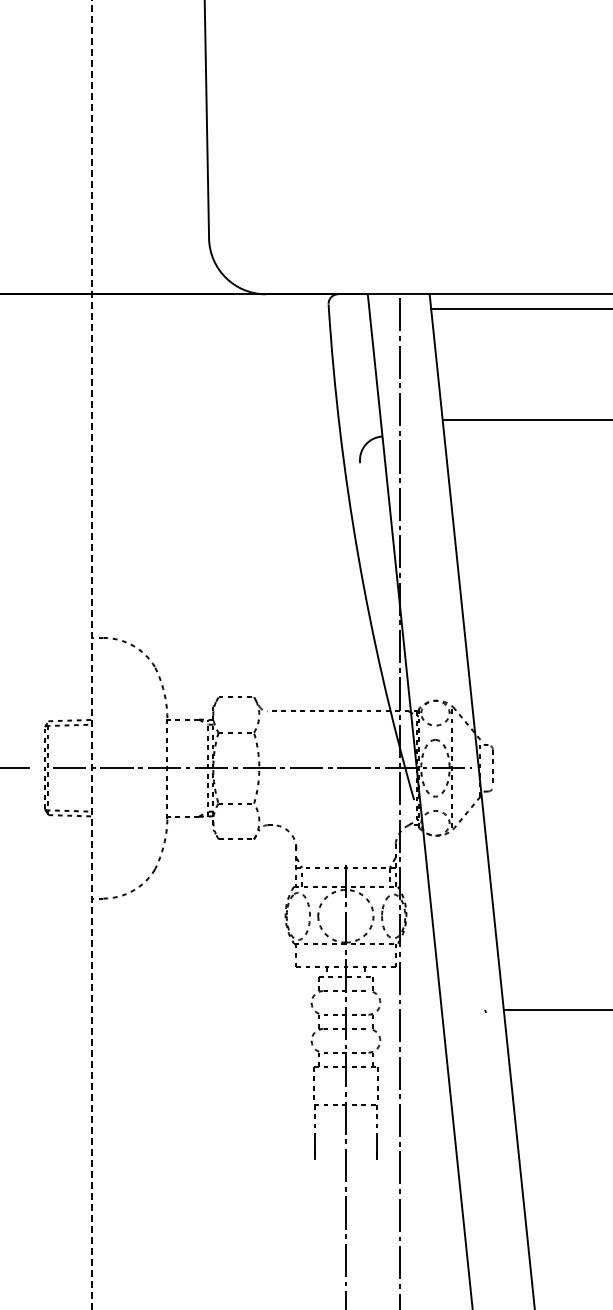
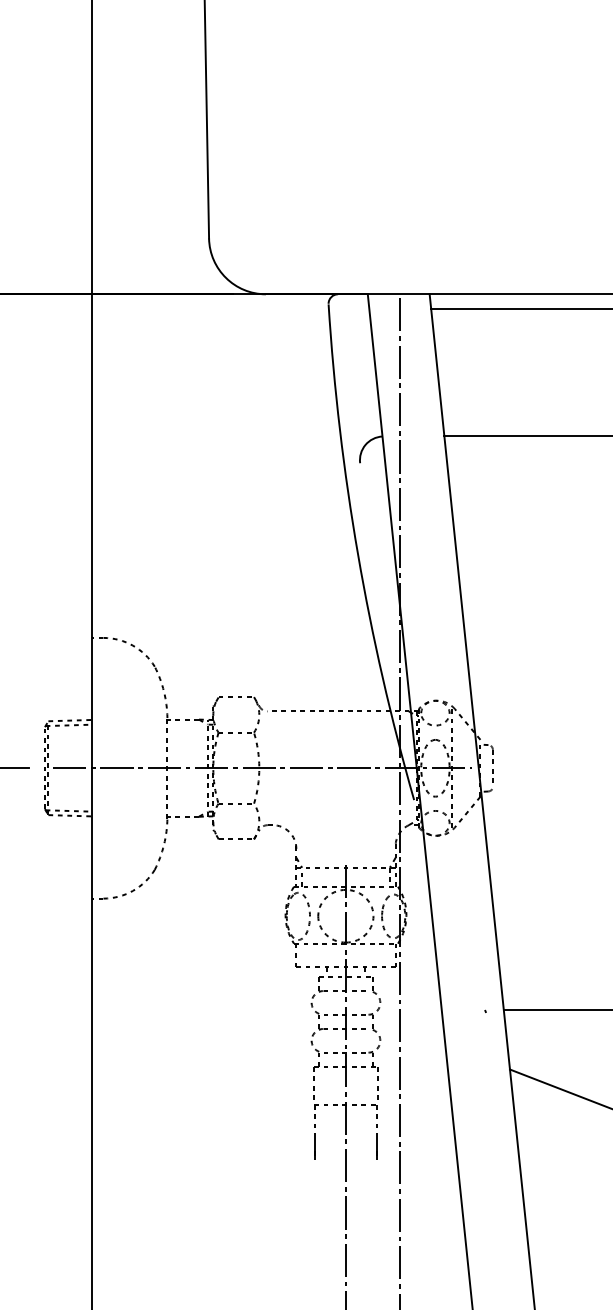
line position: (526, 420) -> (526, 436) (526, 436)
line: dashed -> solid (91, 654)
line: none -> present (559, 1088)
